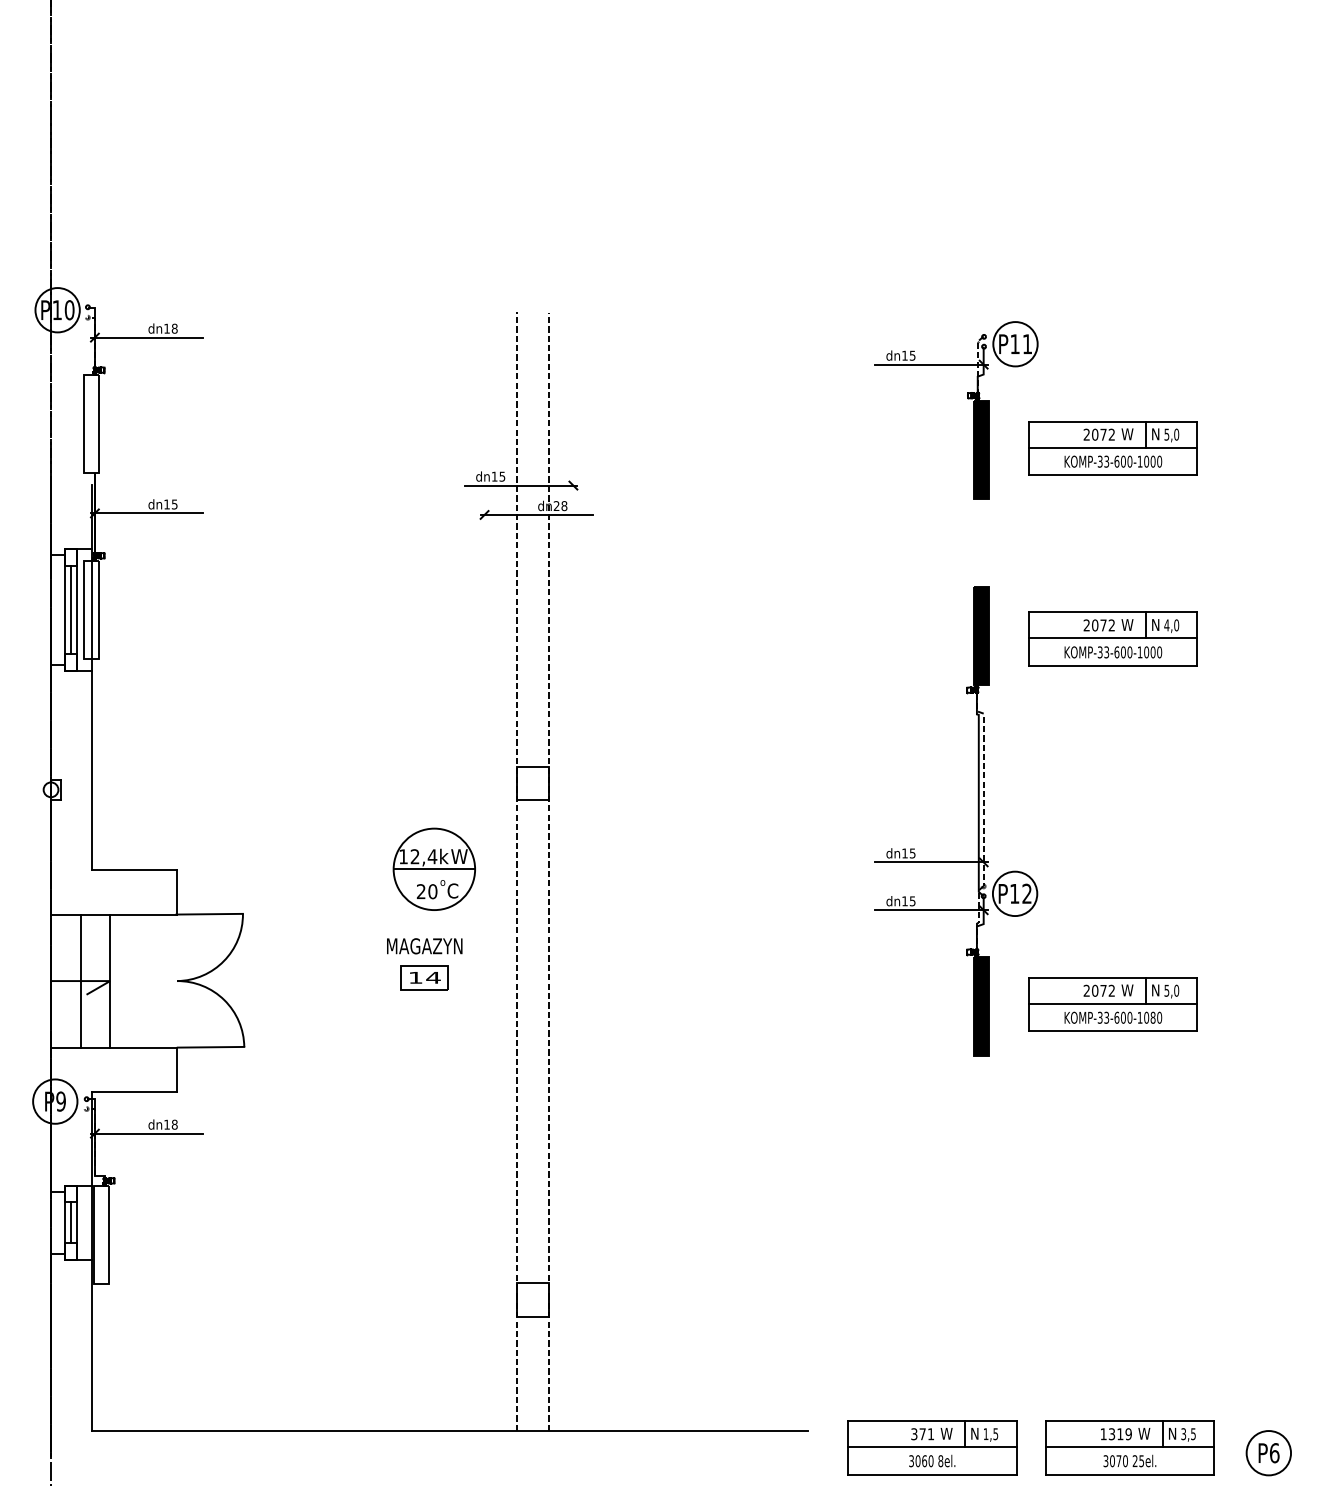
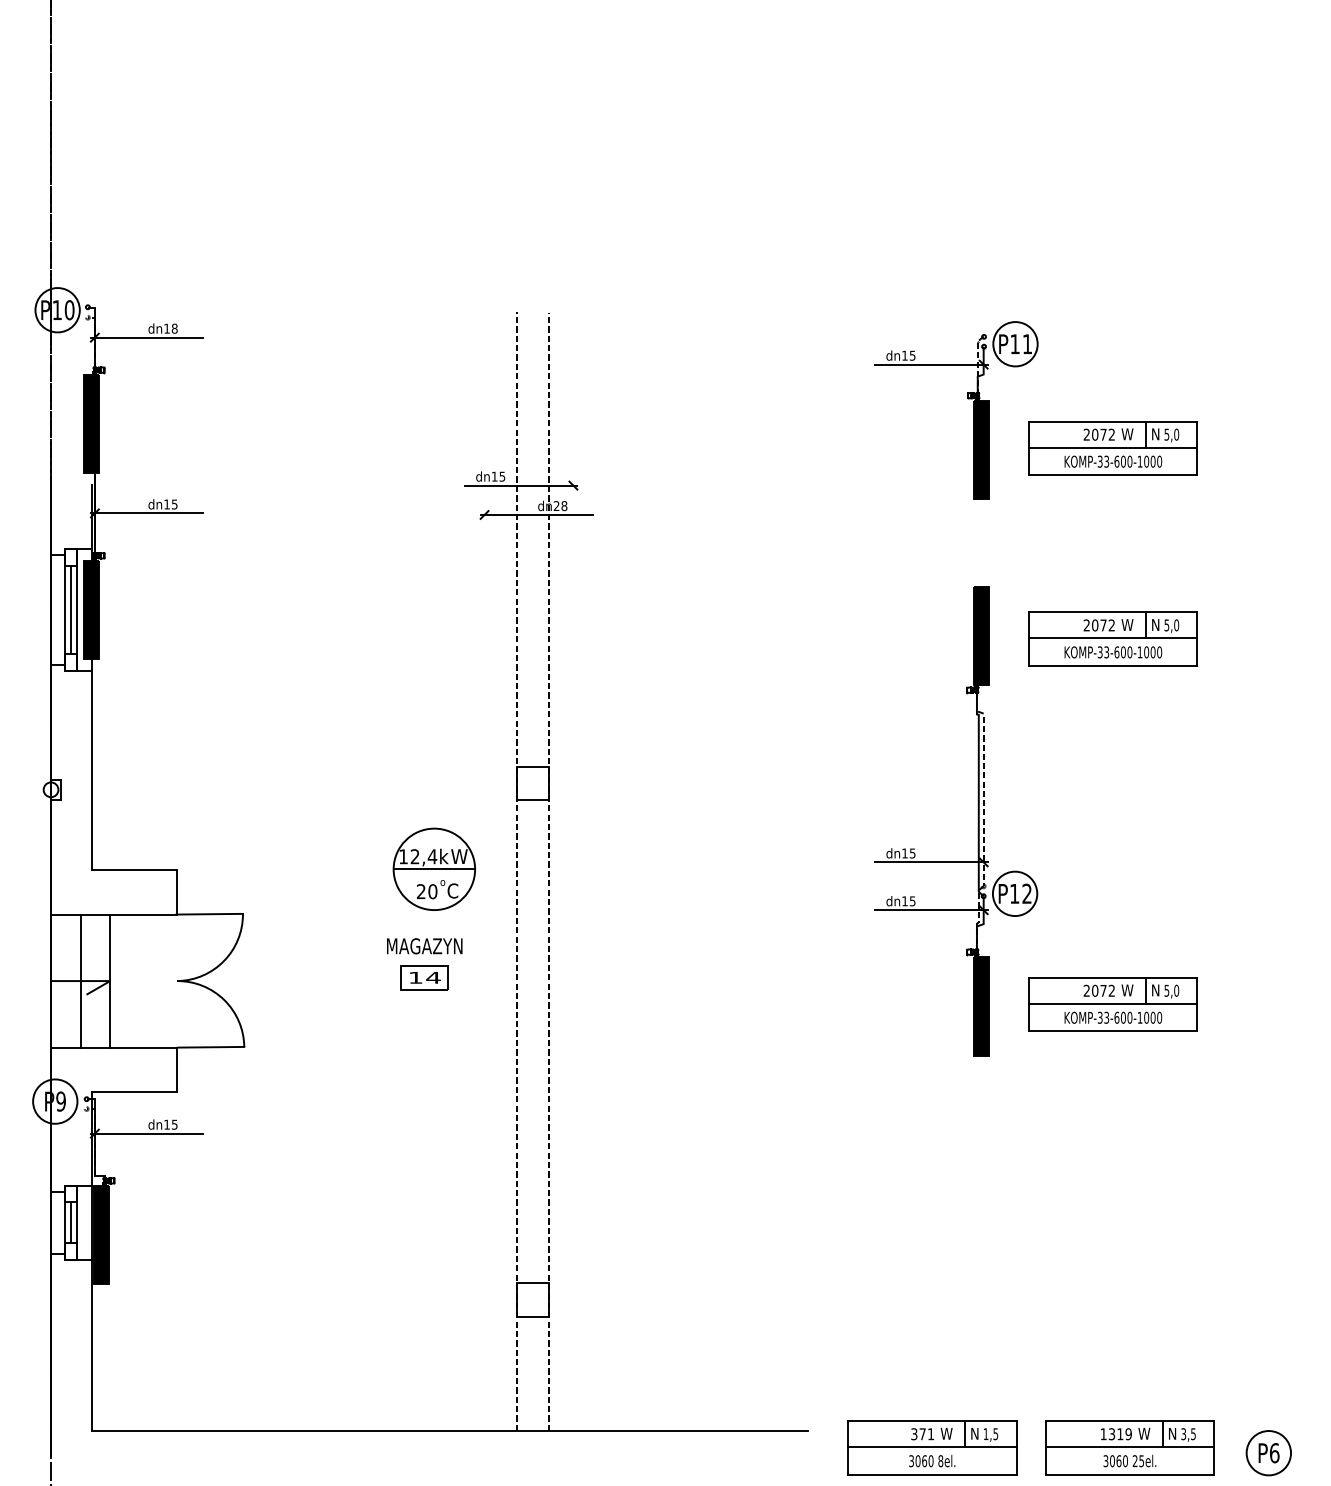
fill: none -> present (91, 423)
fill: none -> present (91, 609)
text: 4,0 -> 5,0 (1166, 625)
text: KOMP-33-600-1080 -> KOMP-33-600-1000 (1152, 1017)
text: dn18 -> dn15 (174, 1124)
fill: none -> present (101, 1234)
text: 3070 -> 3060 (1118, 1461)
